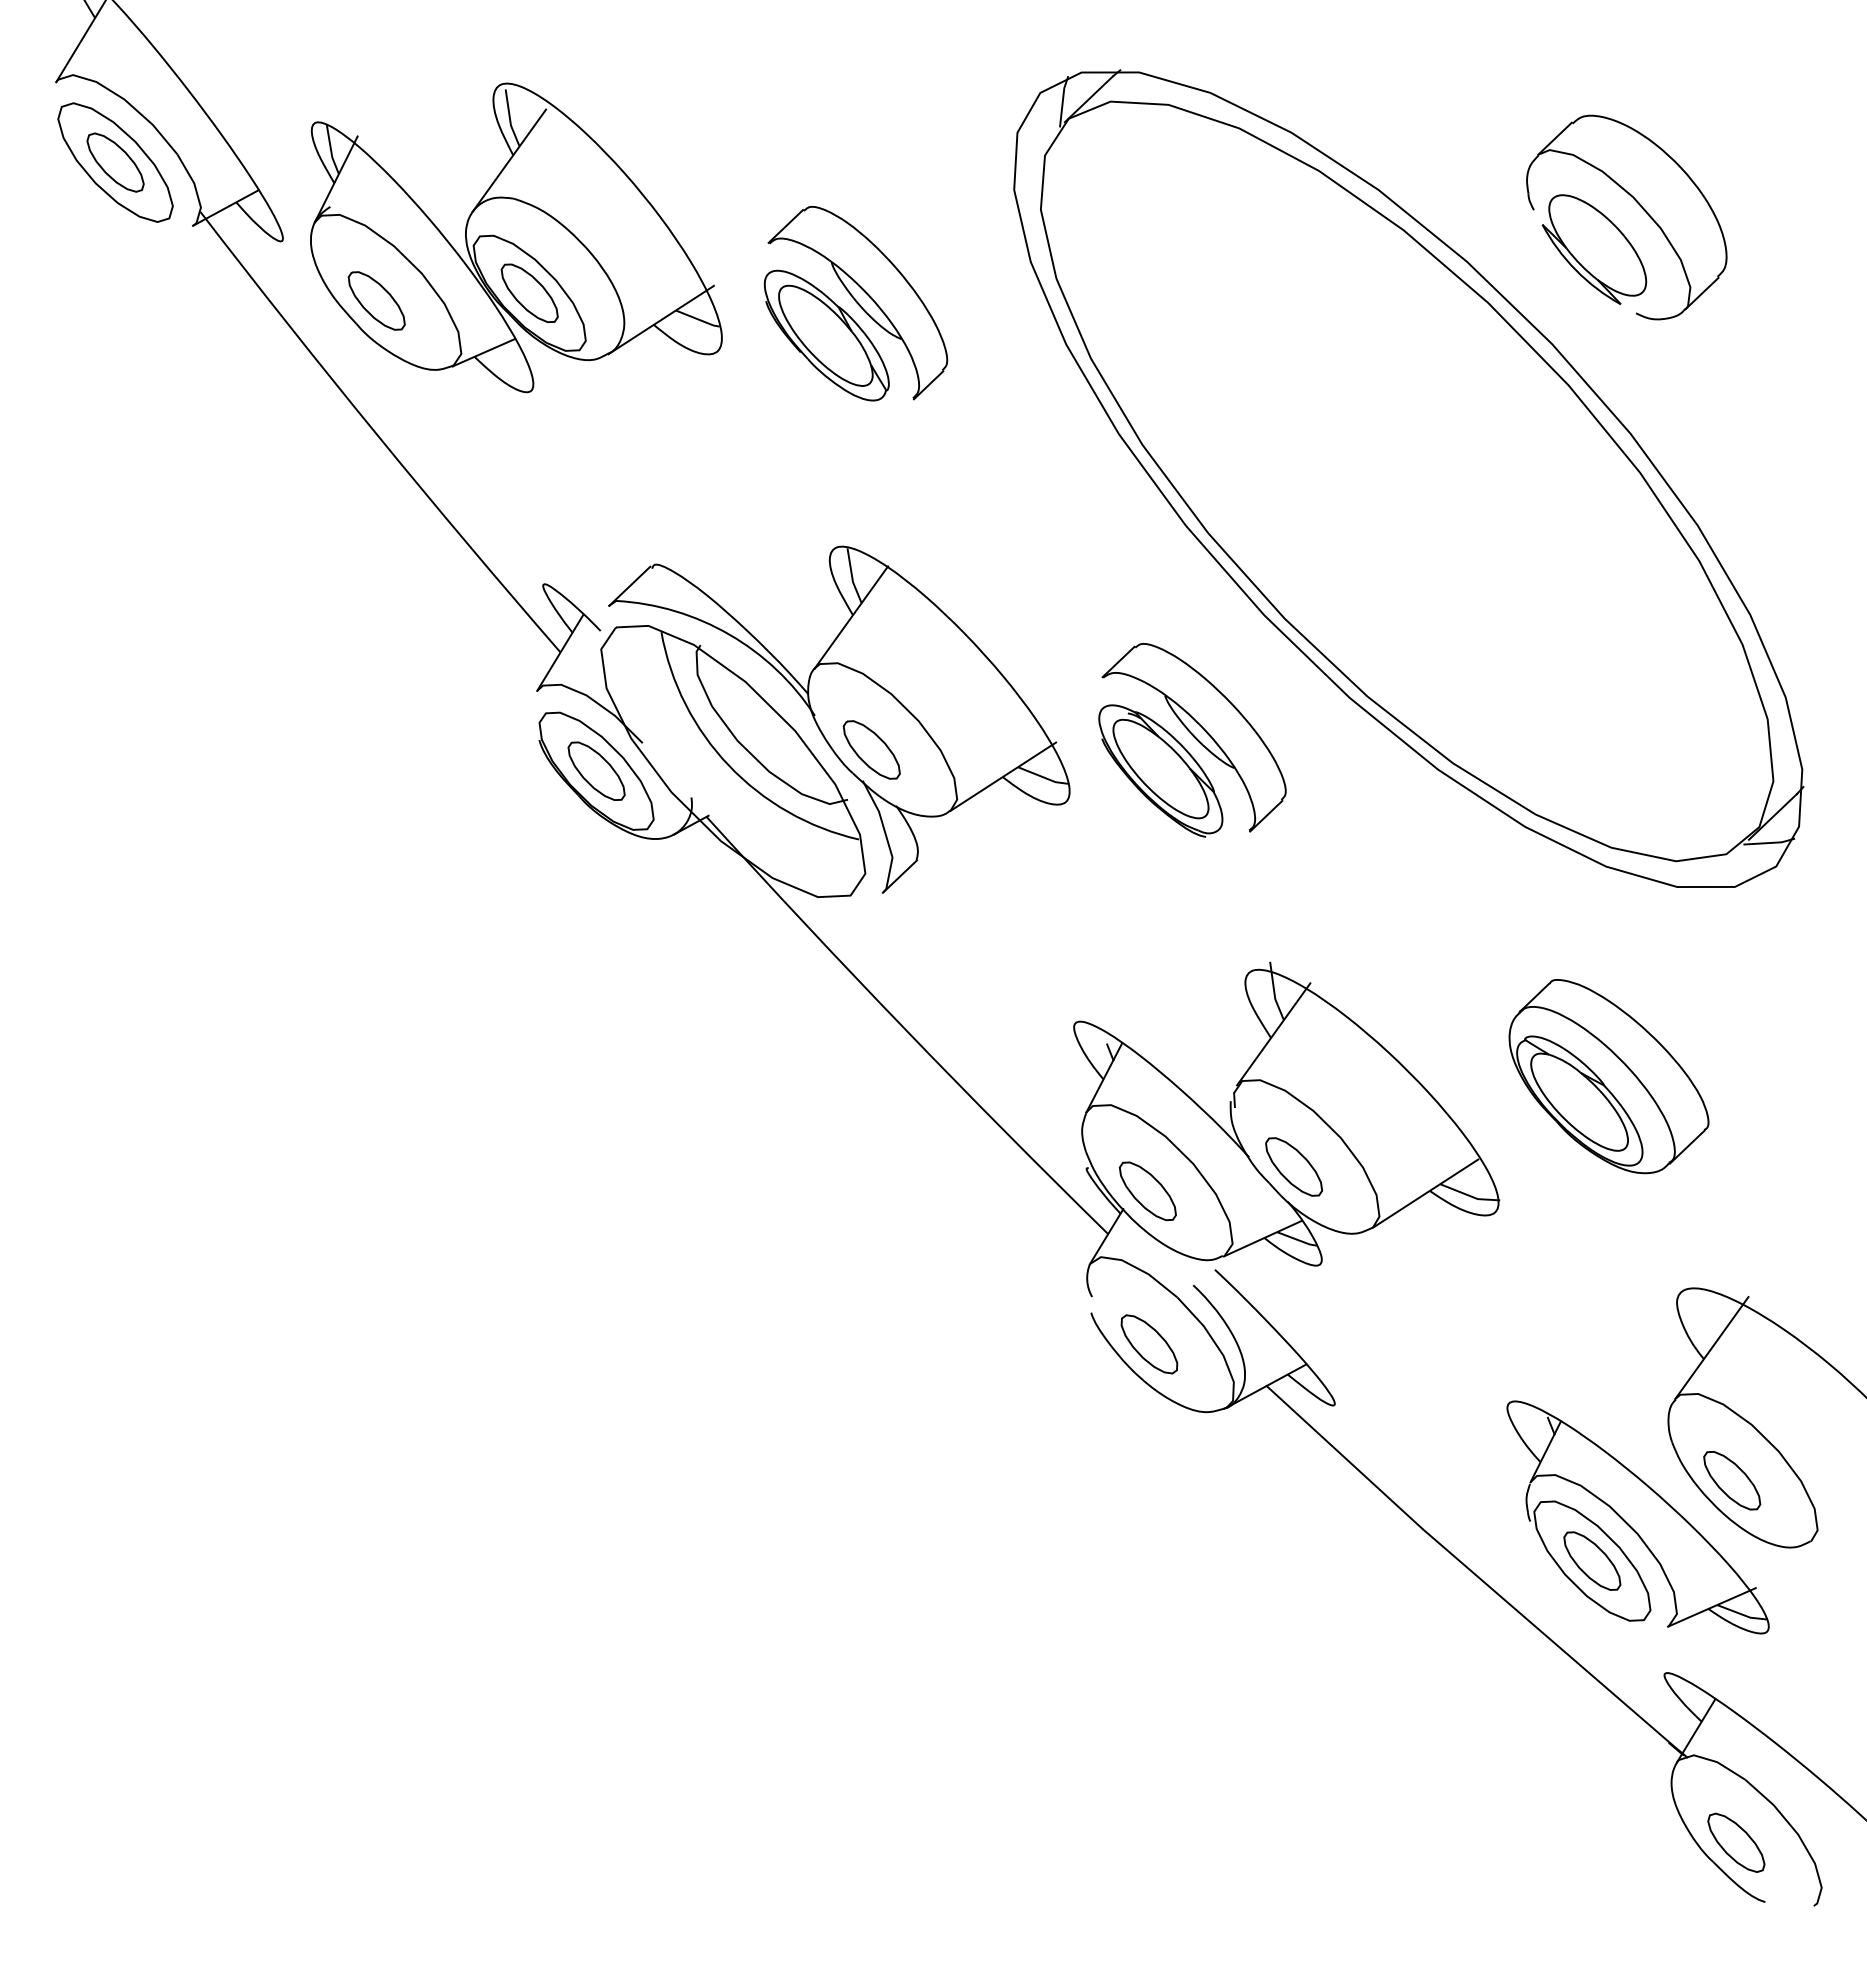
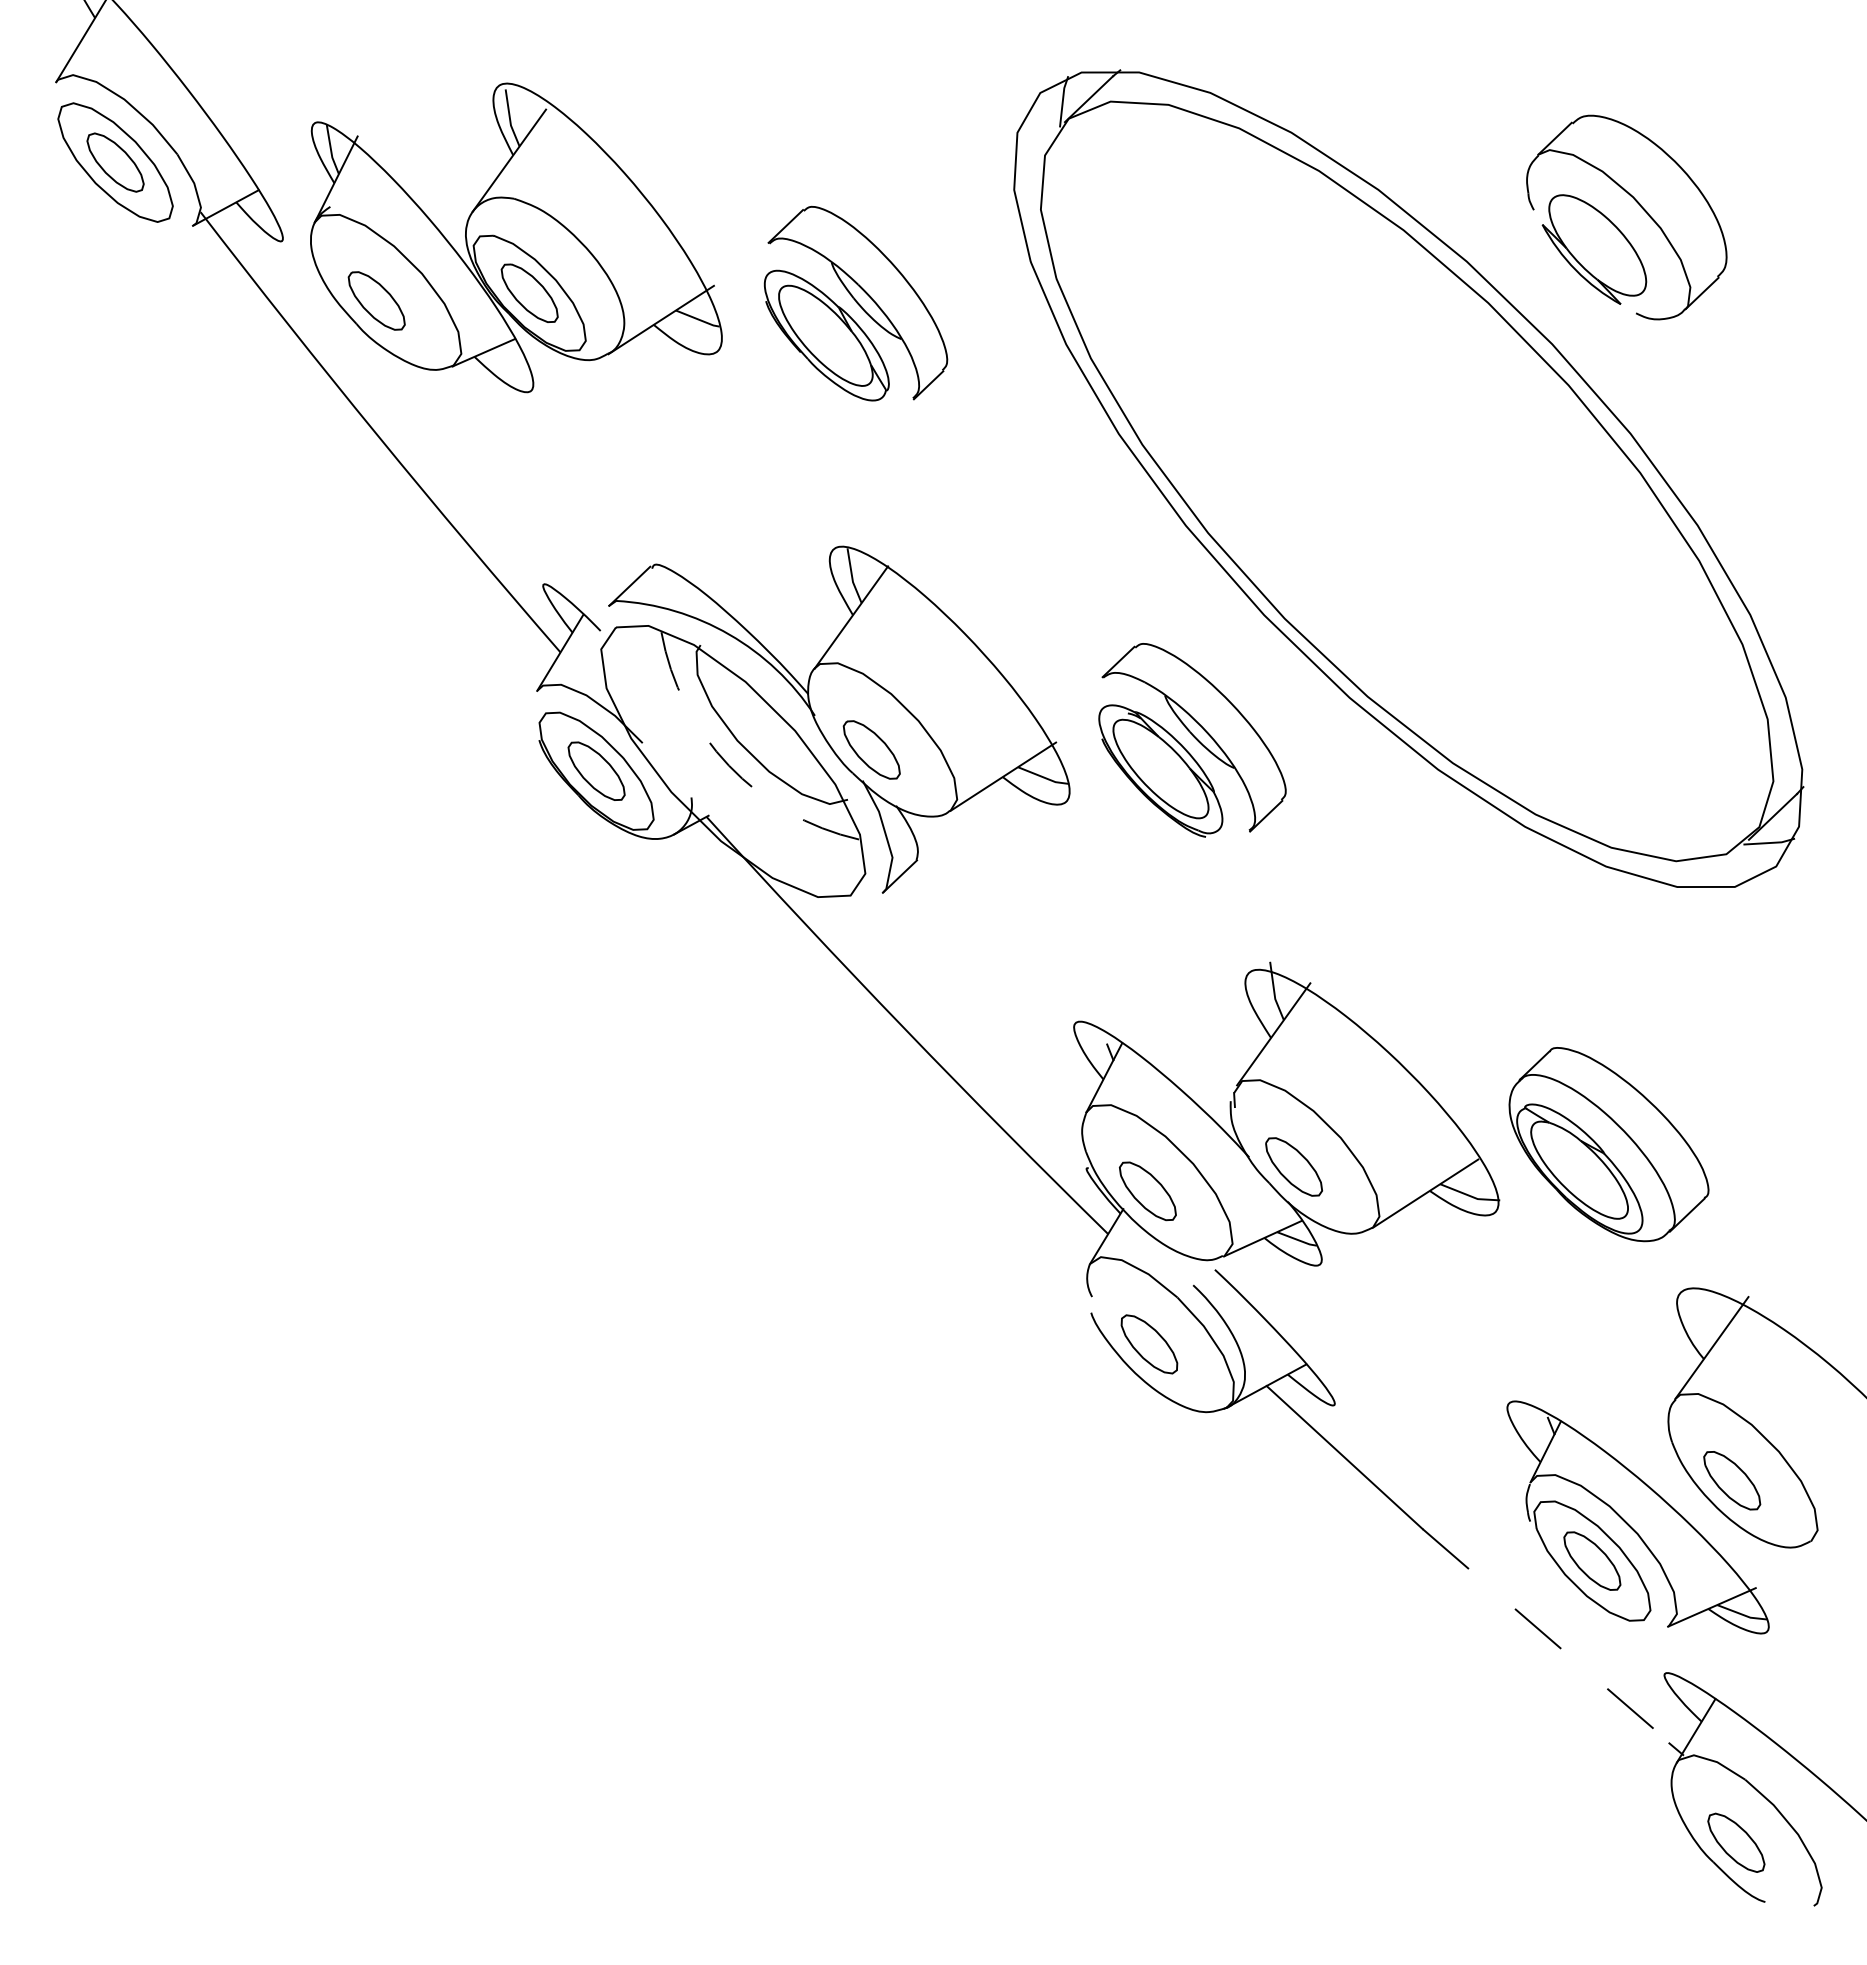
arc: solid -> dashed (728, 765)
part position: (1608, 1076) -> (1608, 1144) (1608, 1144)
line: solid -> dashed (1555, 1644)
